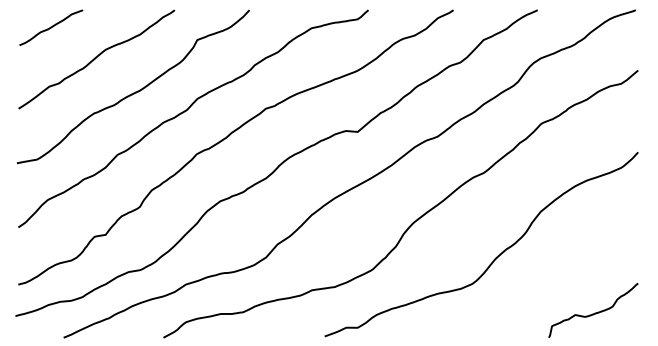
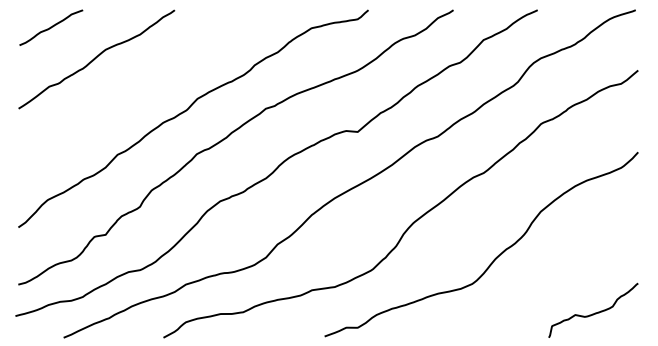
curve: present -> none (135, 91)
